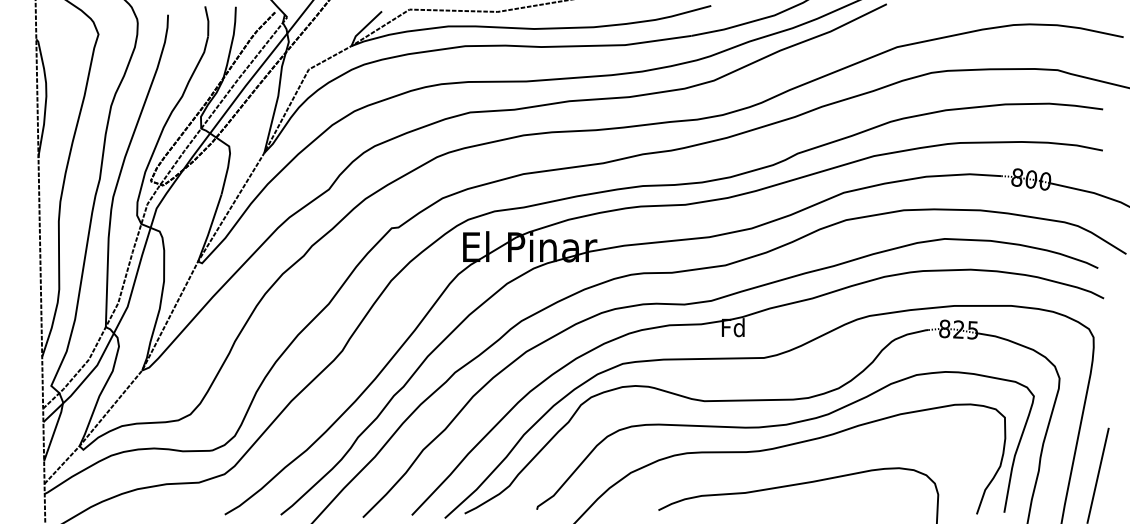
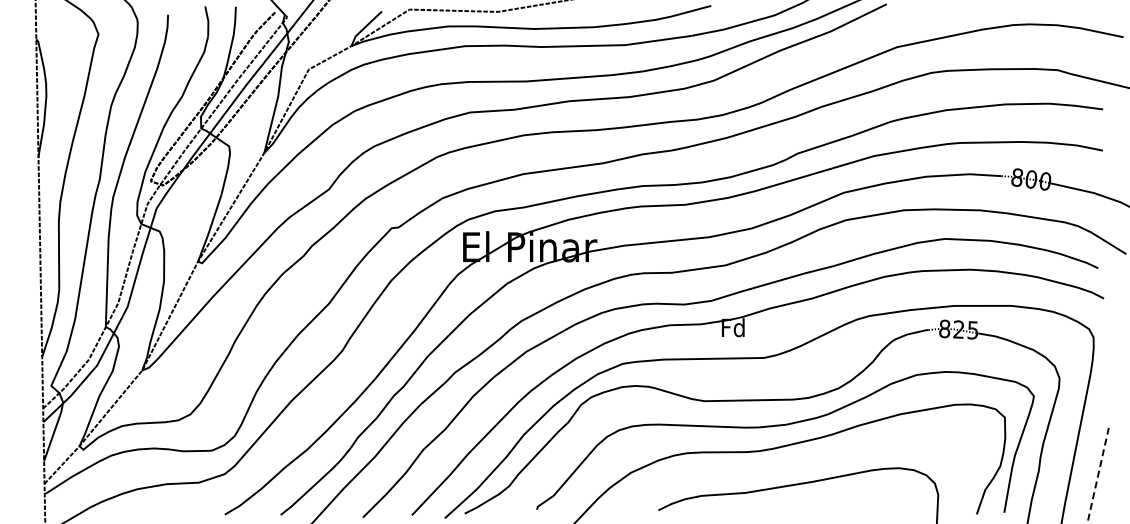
line: solid -> dashed (1097, 476)
